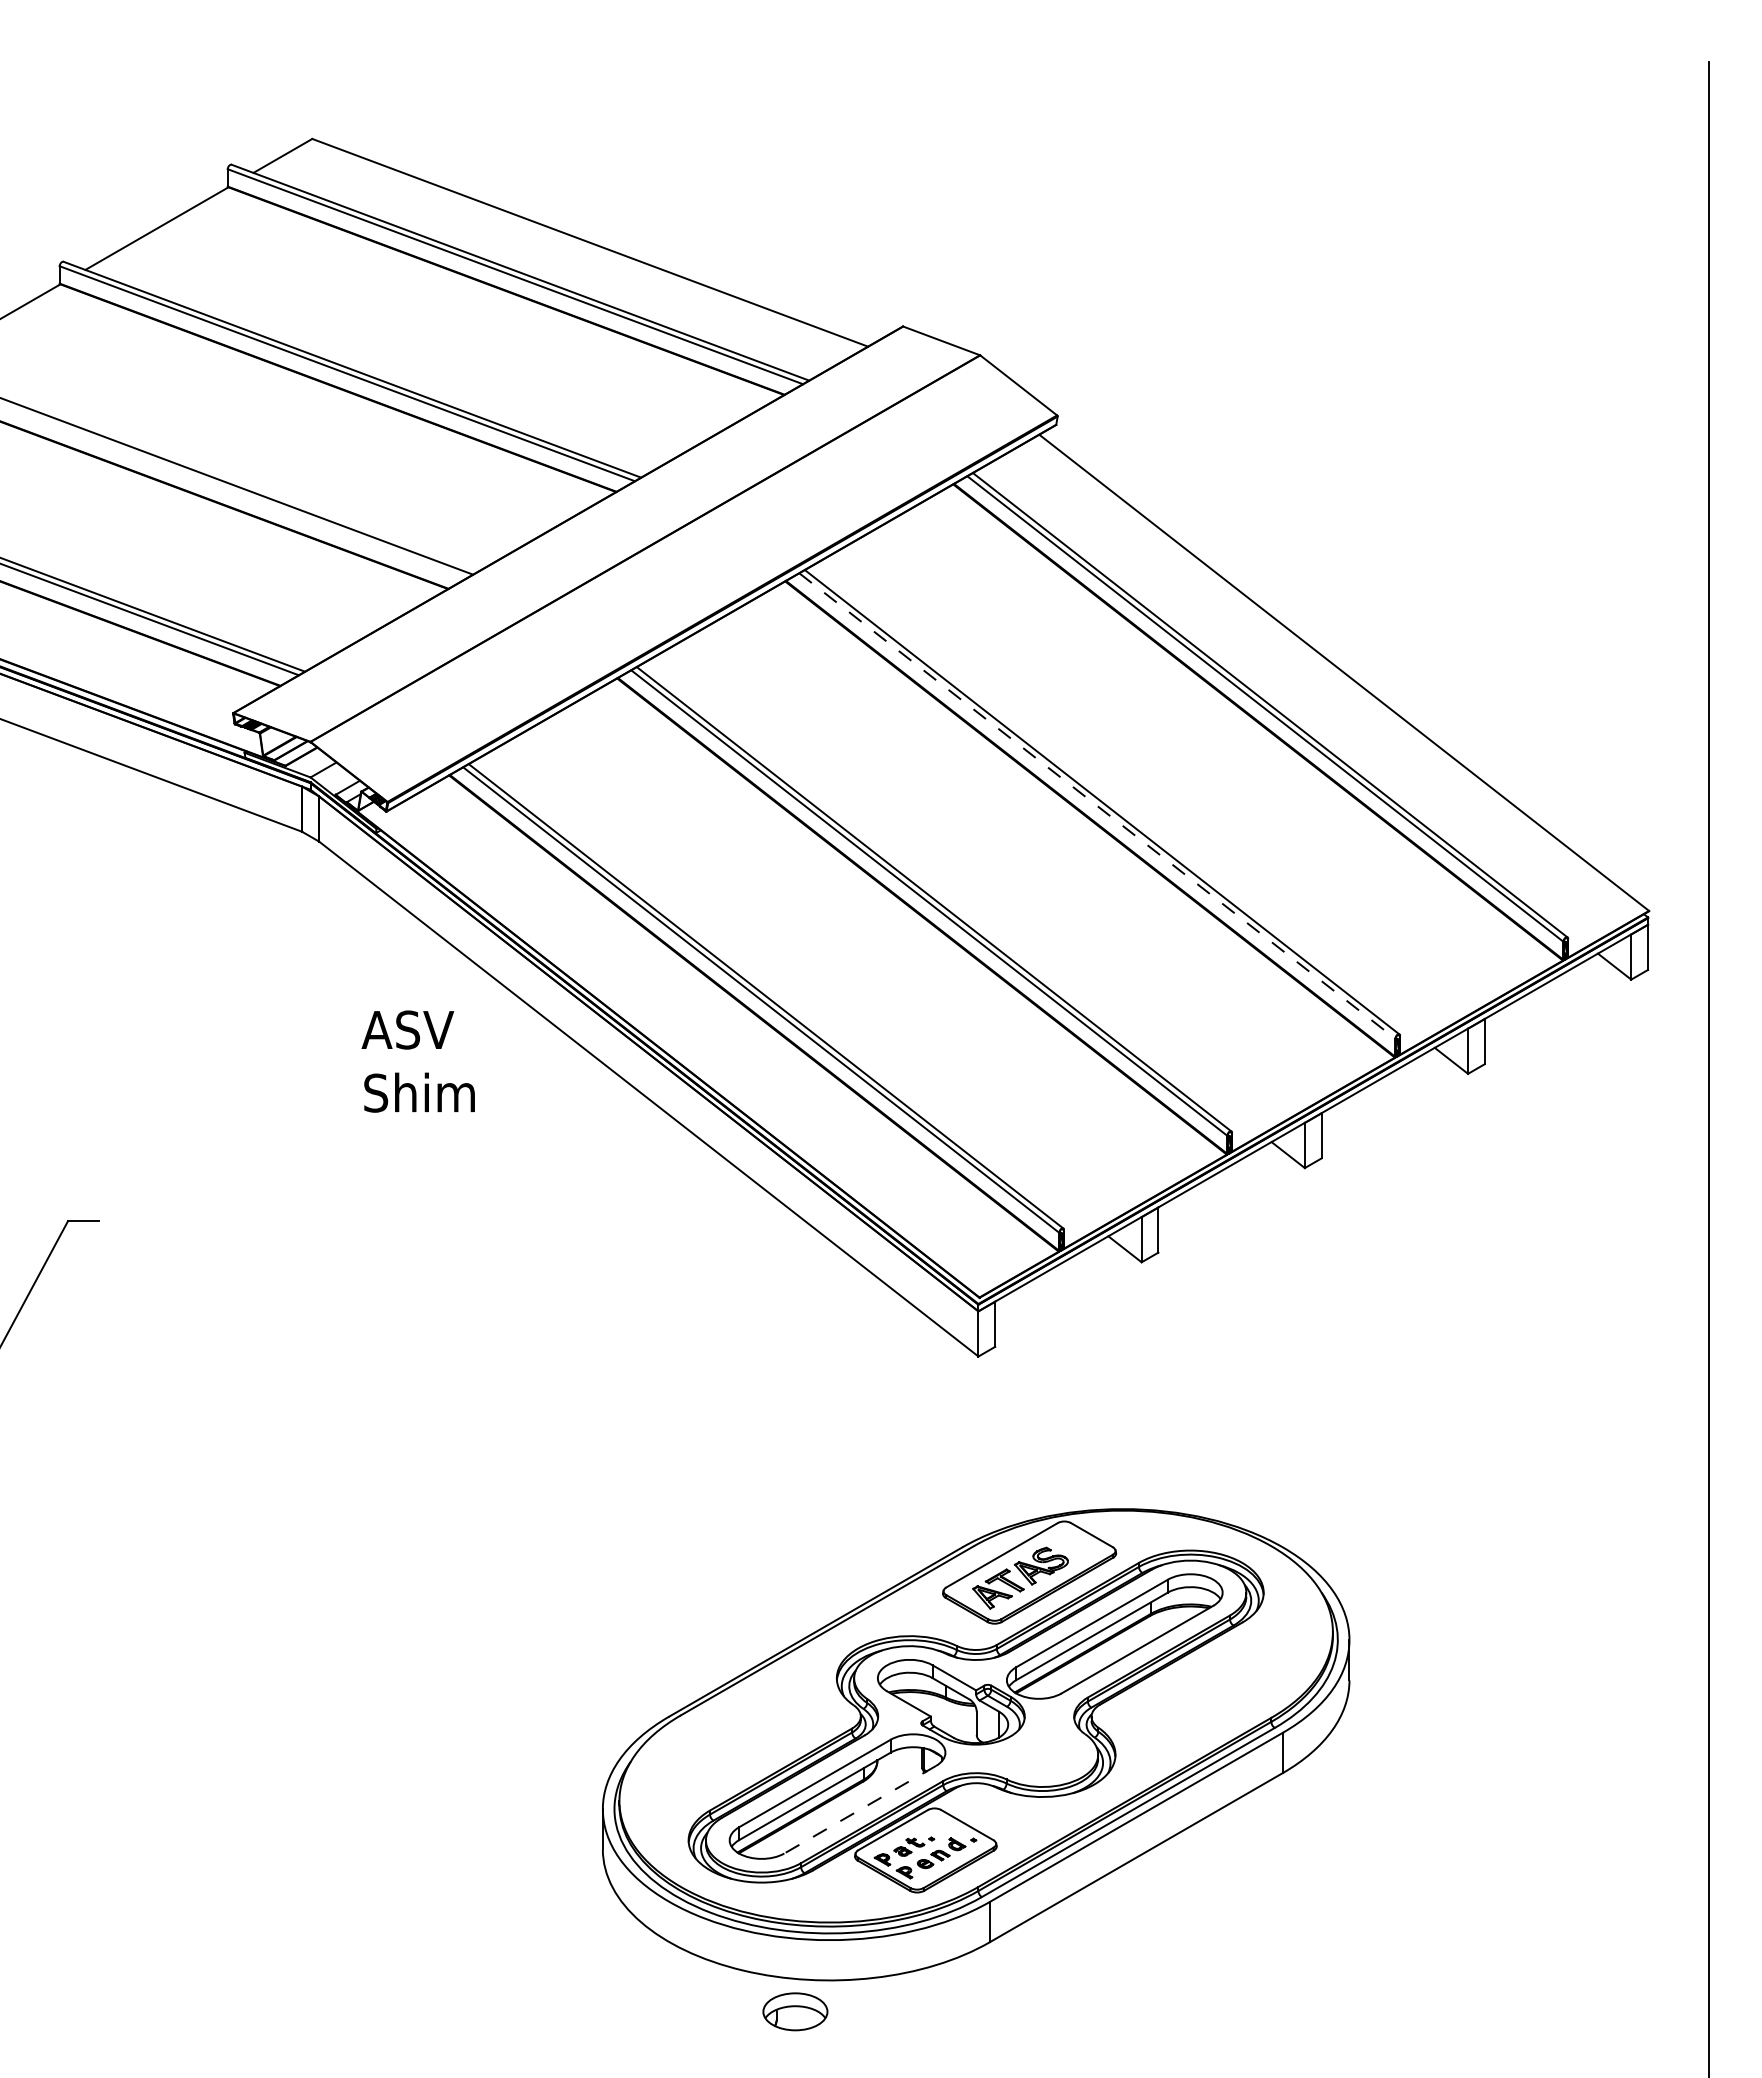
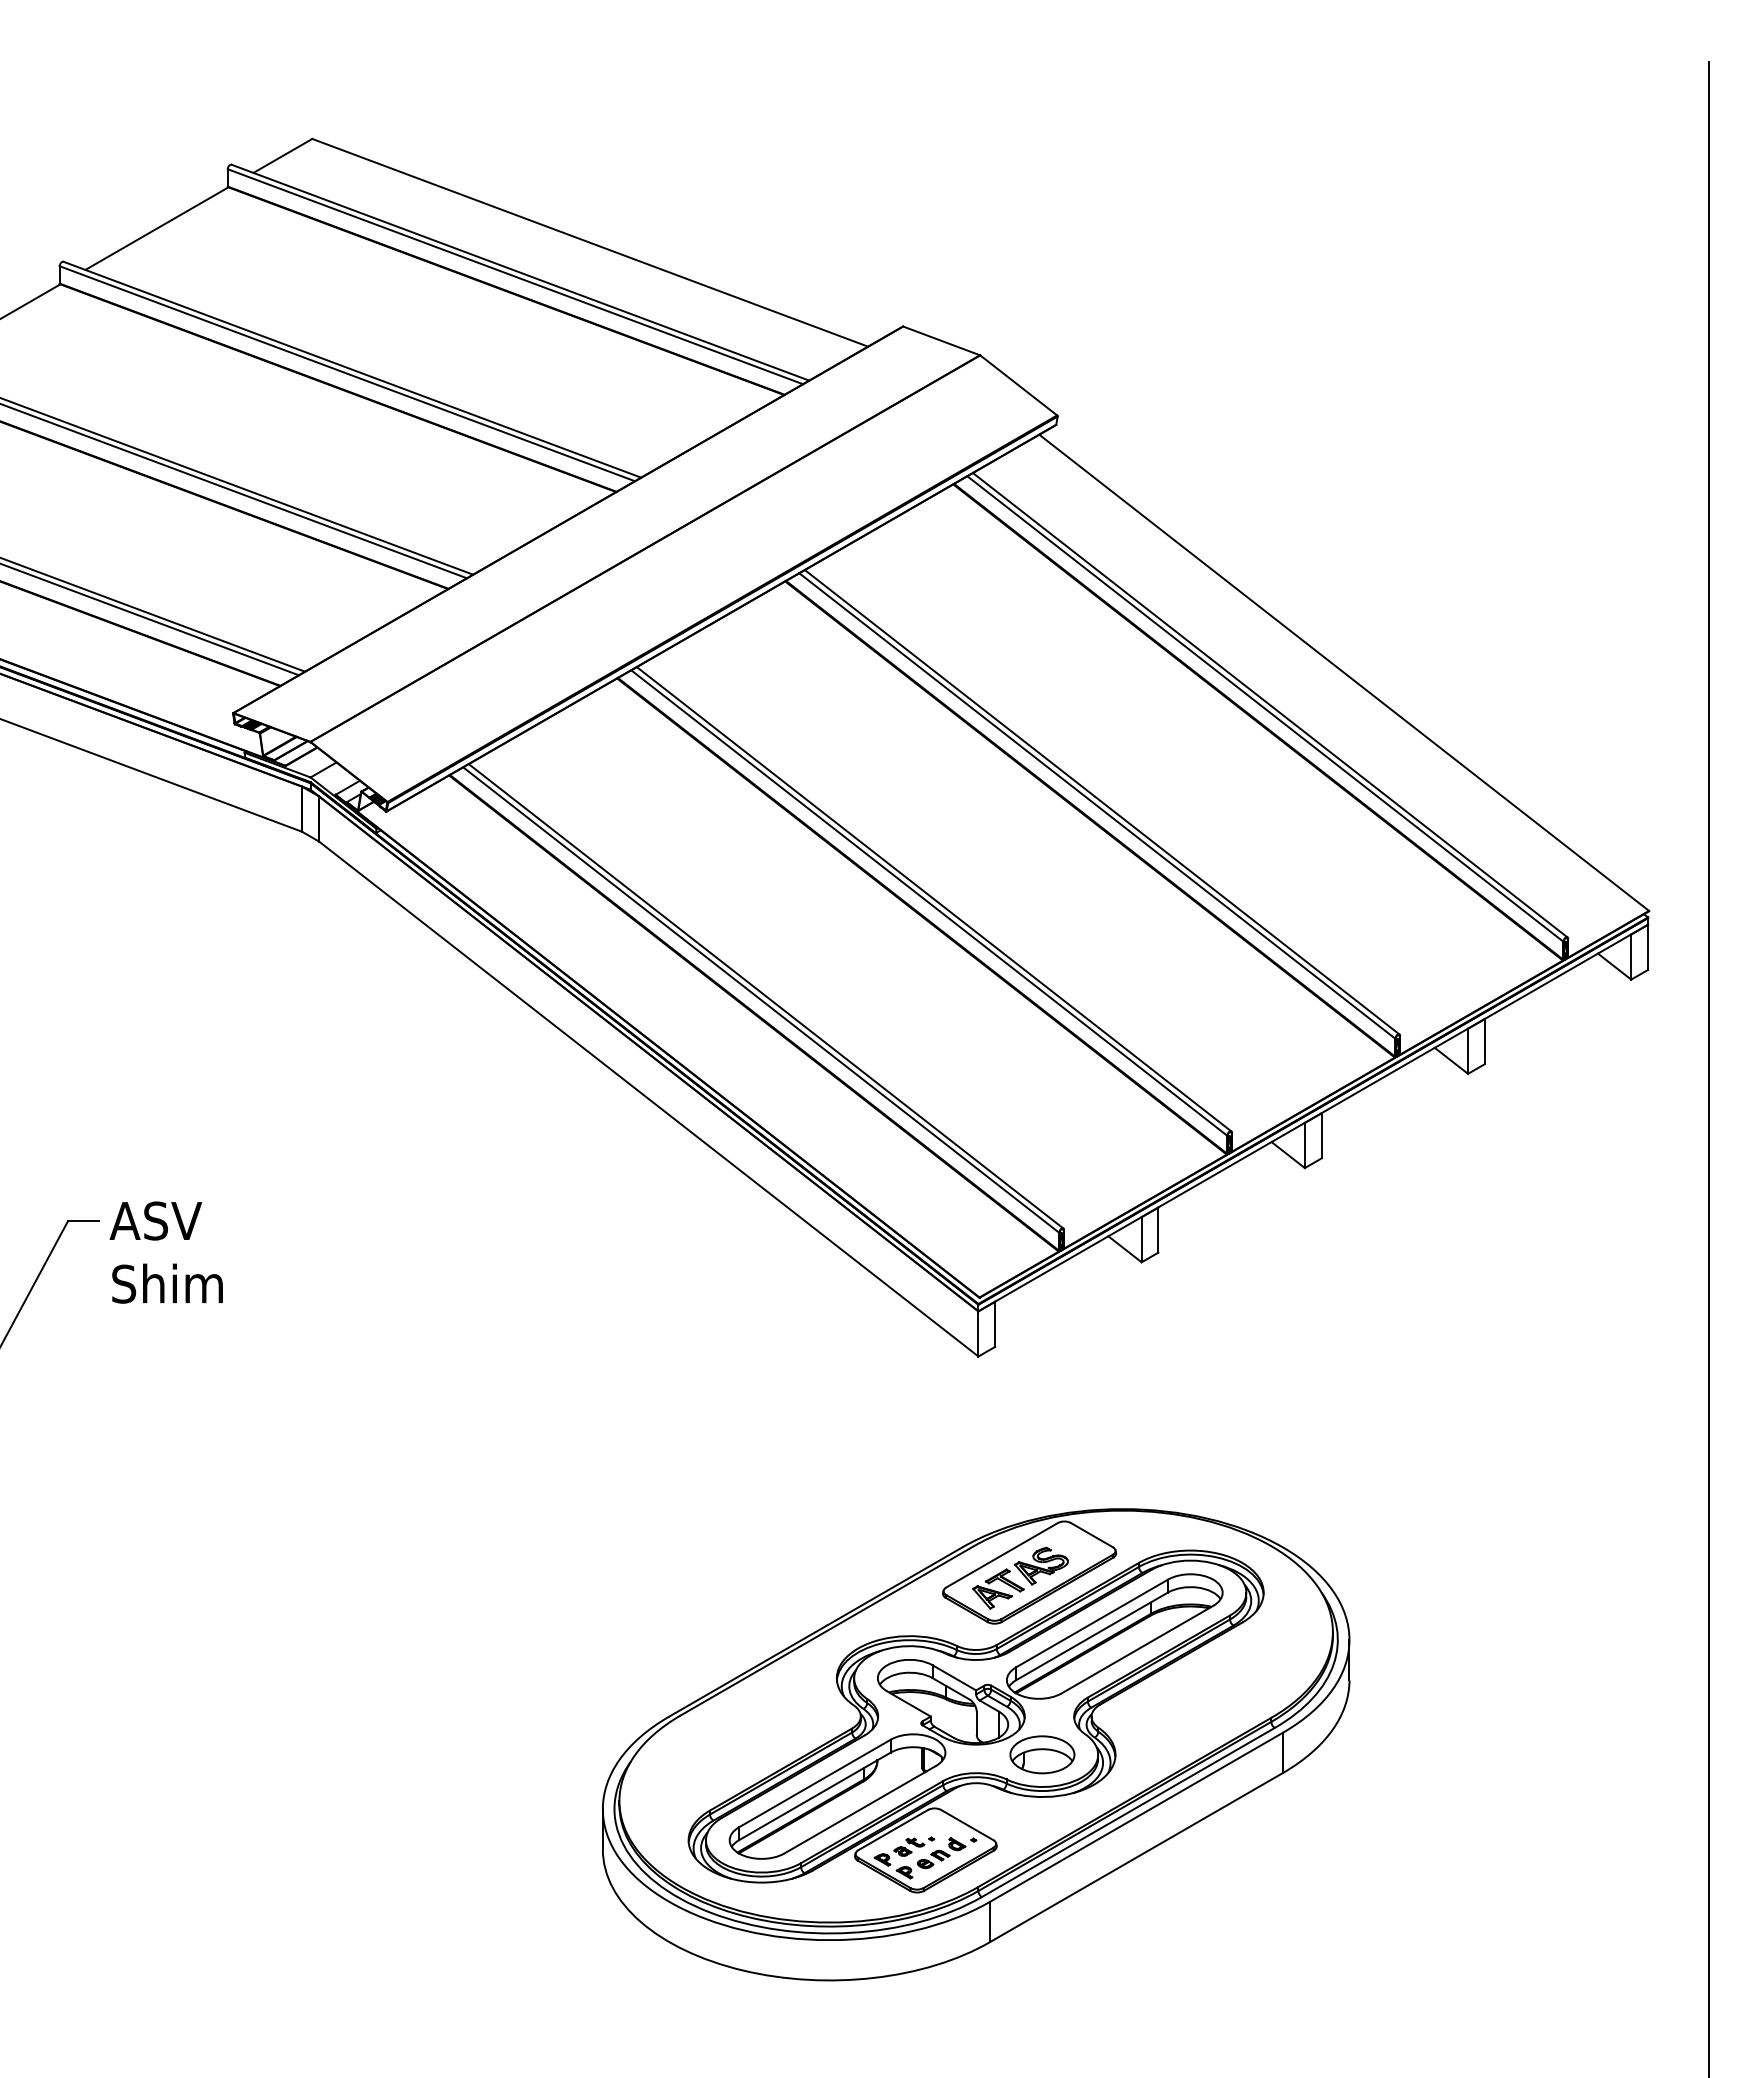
line: none -> present (234, 491)
line: dashed -> solid (1097, 806)
text position: (417, 1061) -> (165, 1252) (165, 1252)
line: dashed -> solid (860, 1809)
part position: (795, 2011) -> (1042, 1754) (1042, 1754)
